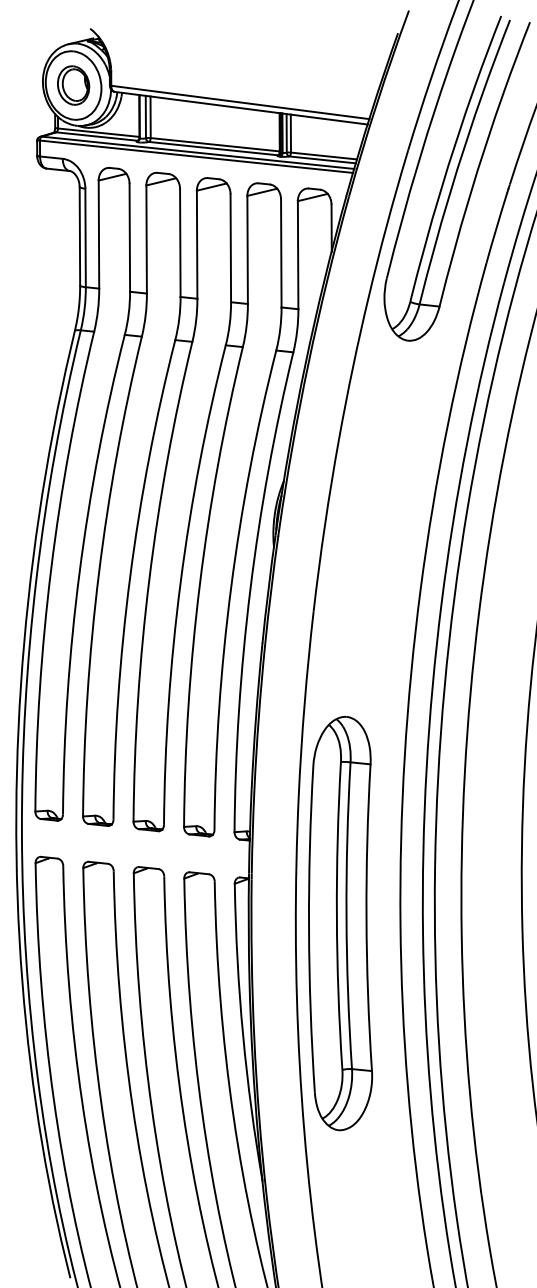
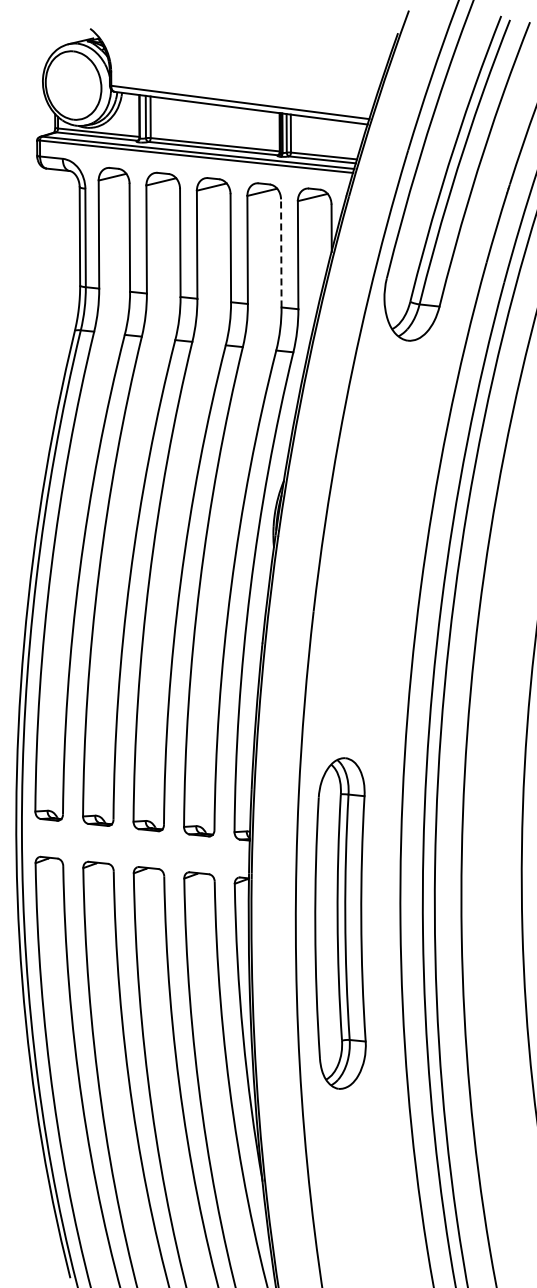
part: present -> none (73, 85)
line: solid -> dashed (281, 252)
part size: 65x417 px -> 53x333 px (340, 923)
